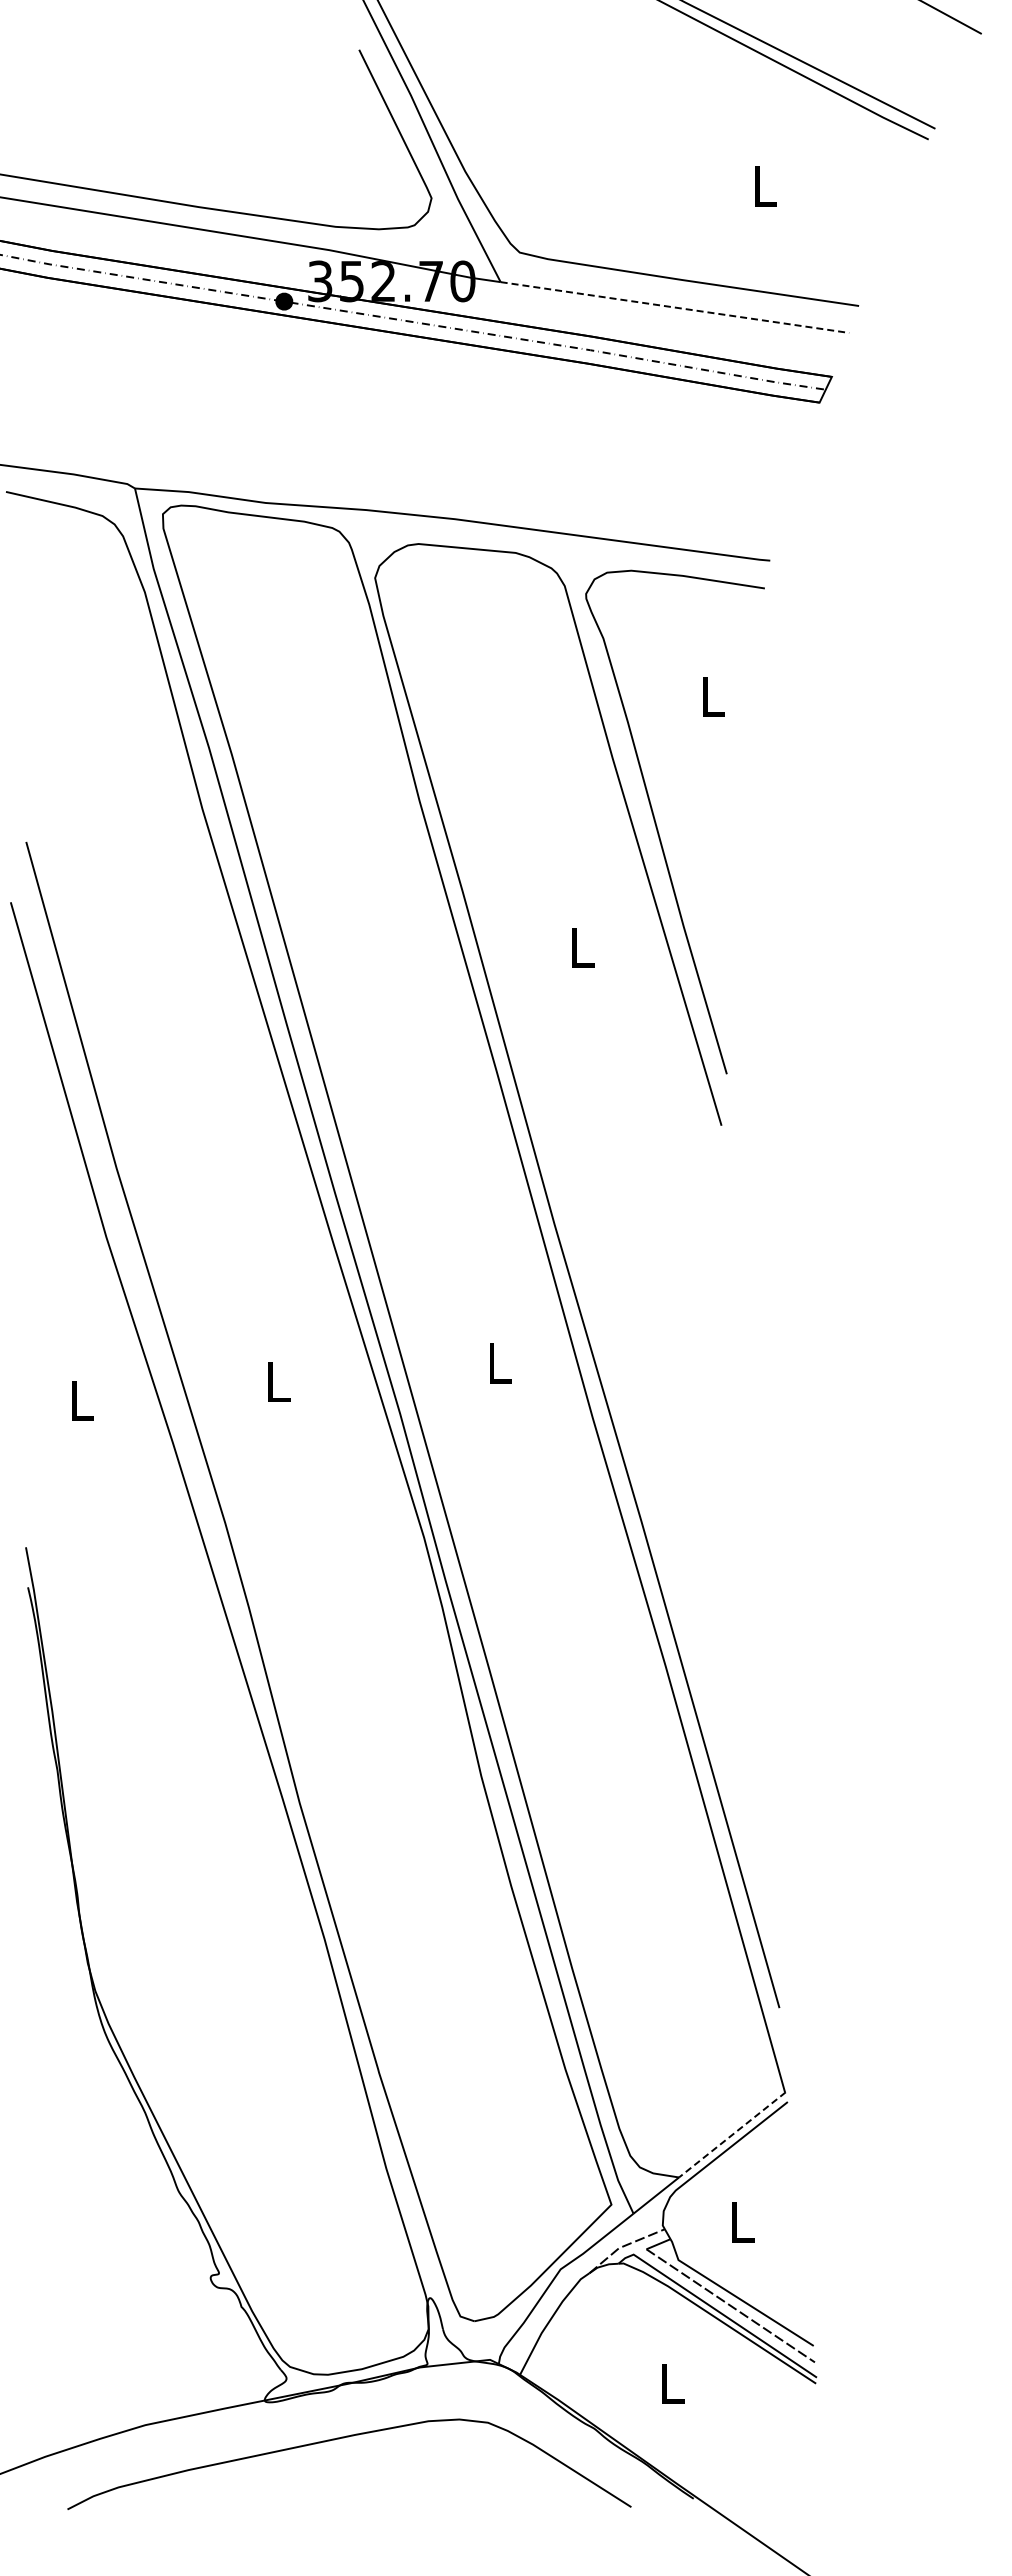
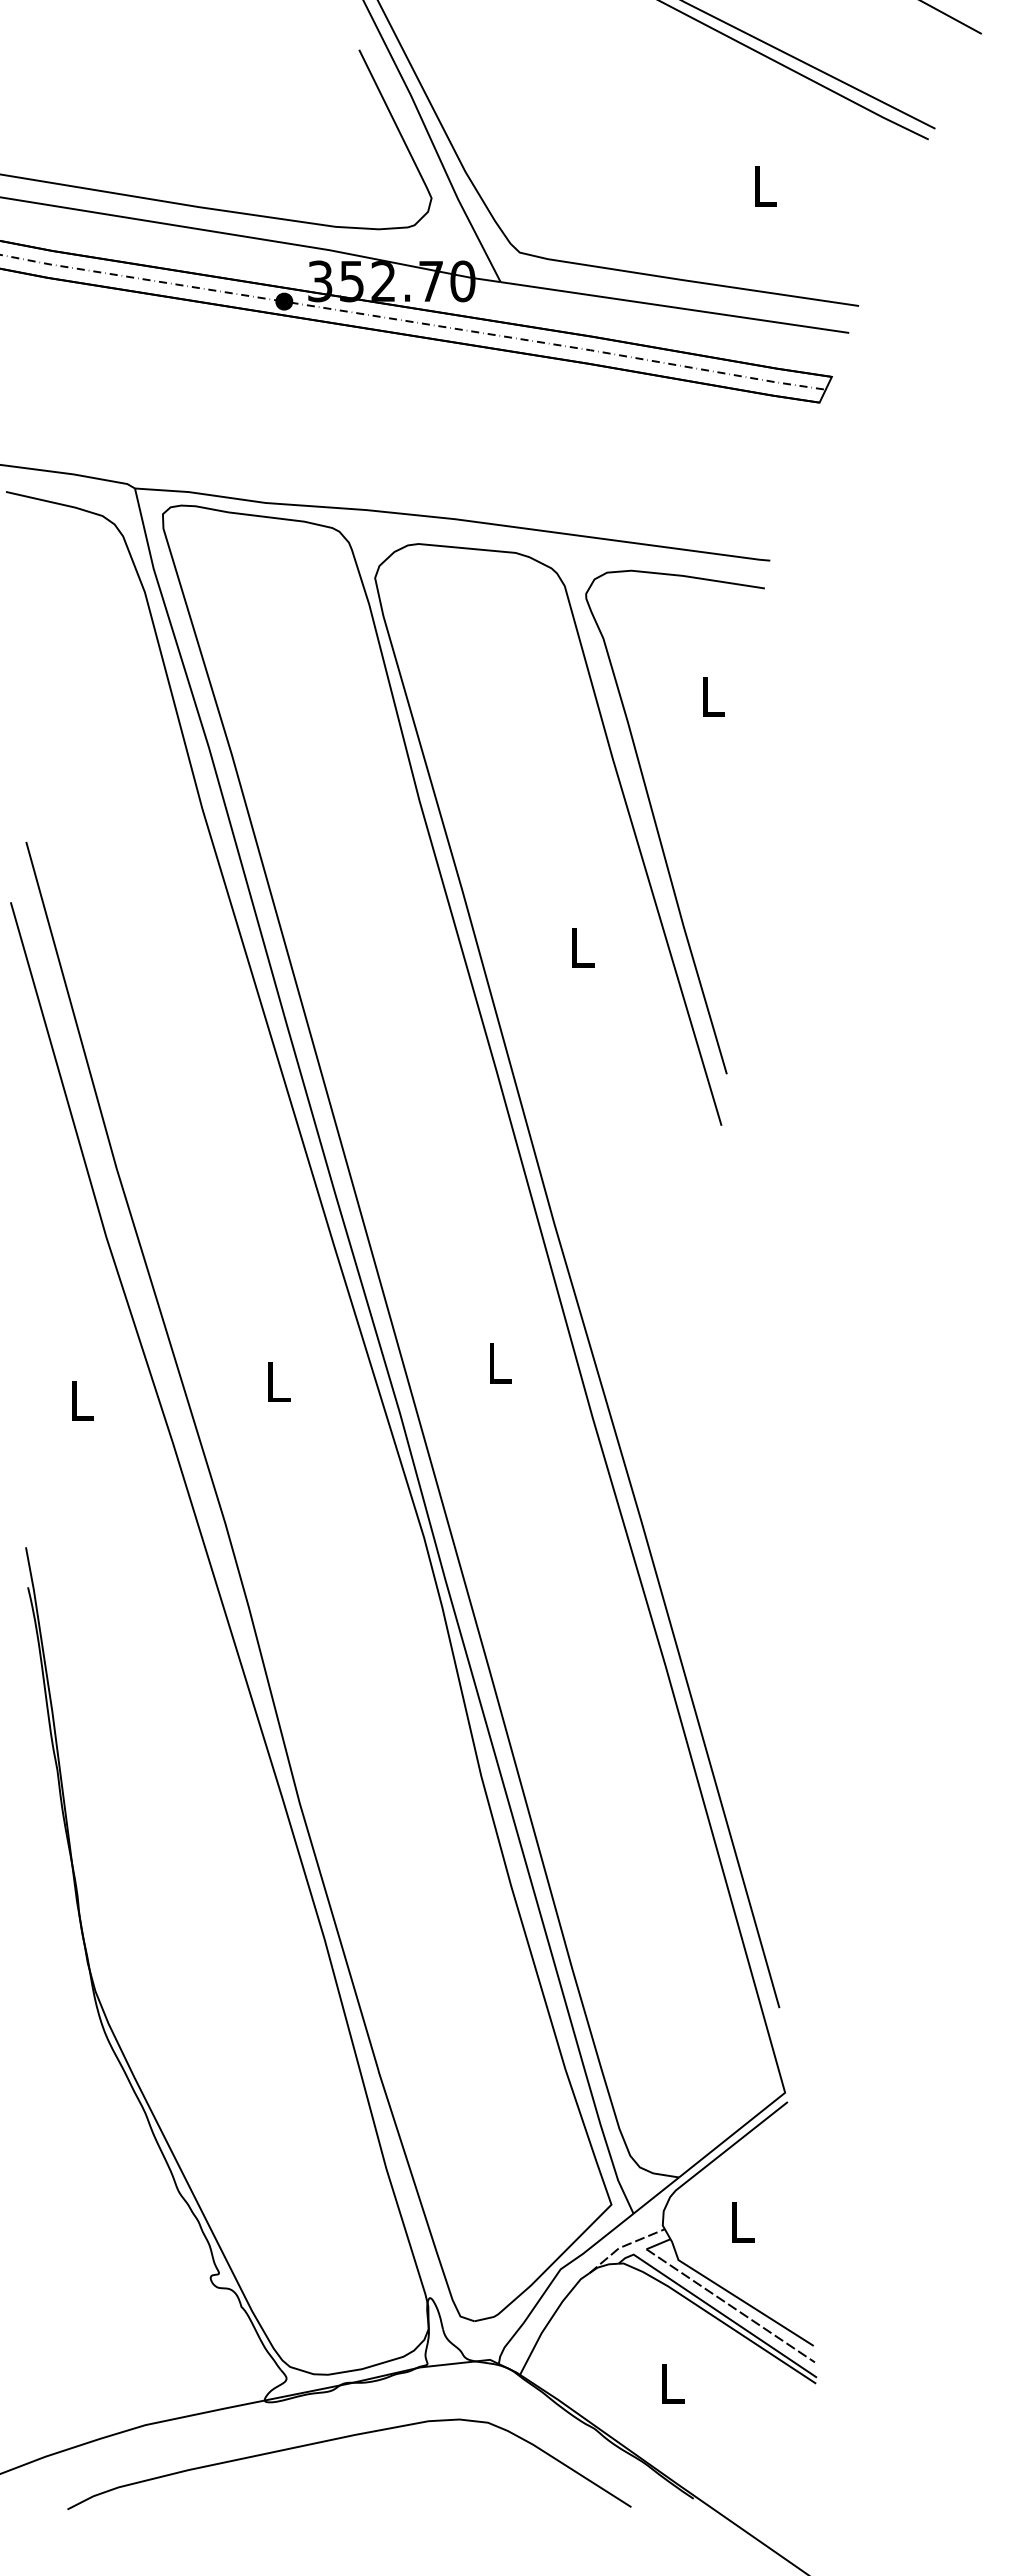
line: dashed -> solid (675, 307)
line: dashed -> solid (732, 2135)
